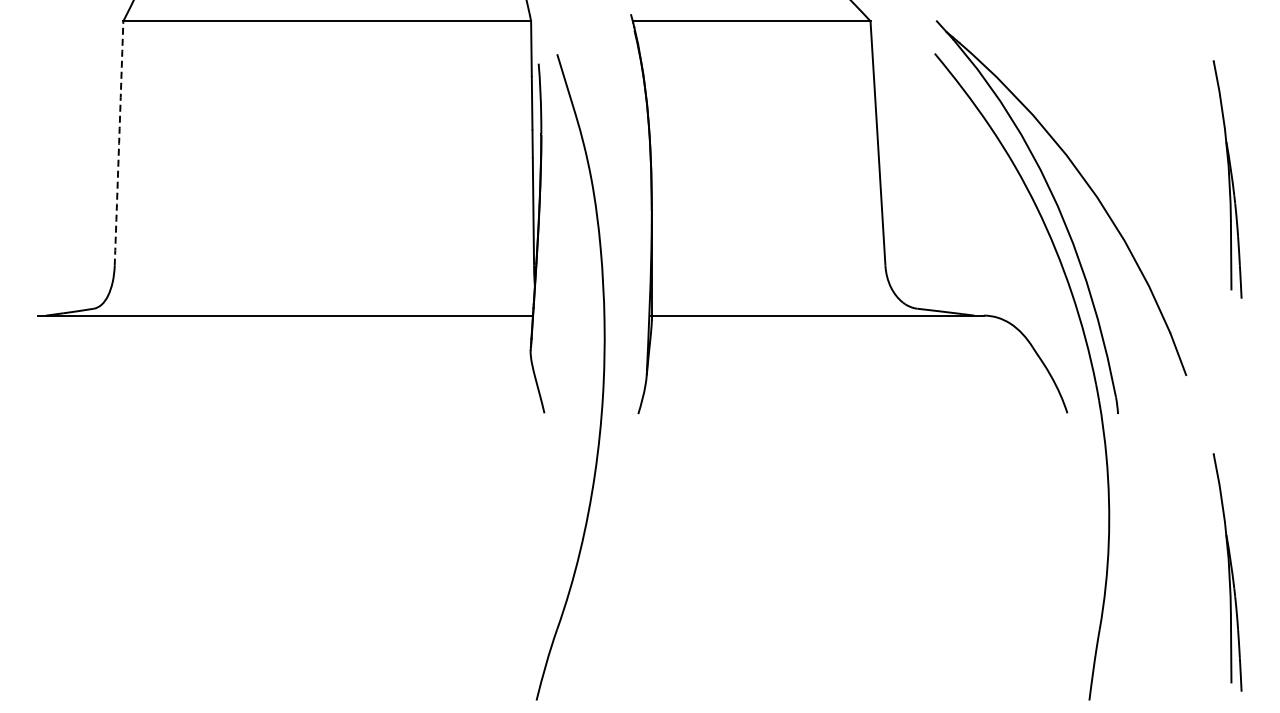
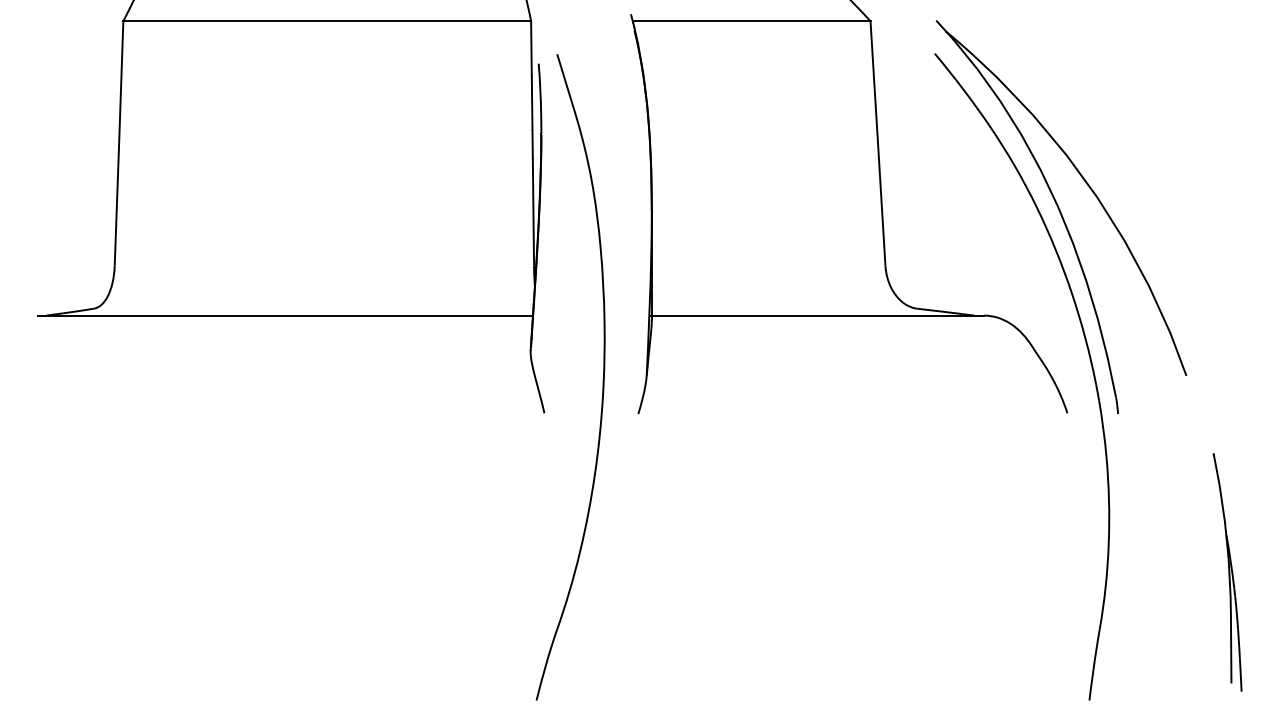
arc: dashed -> solid (119, 143)
part: present -> none (1227, 179)
